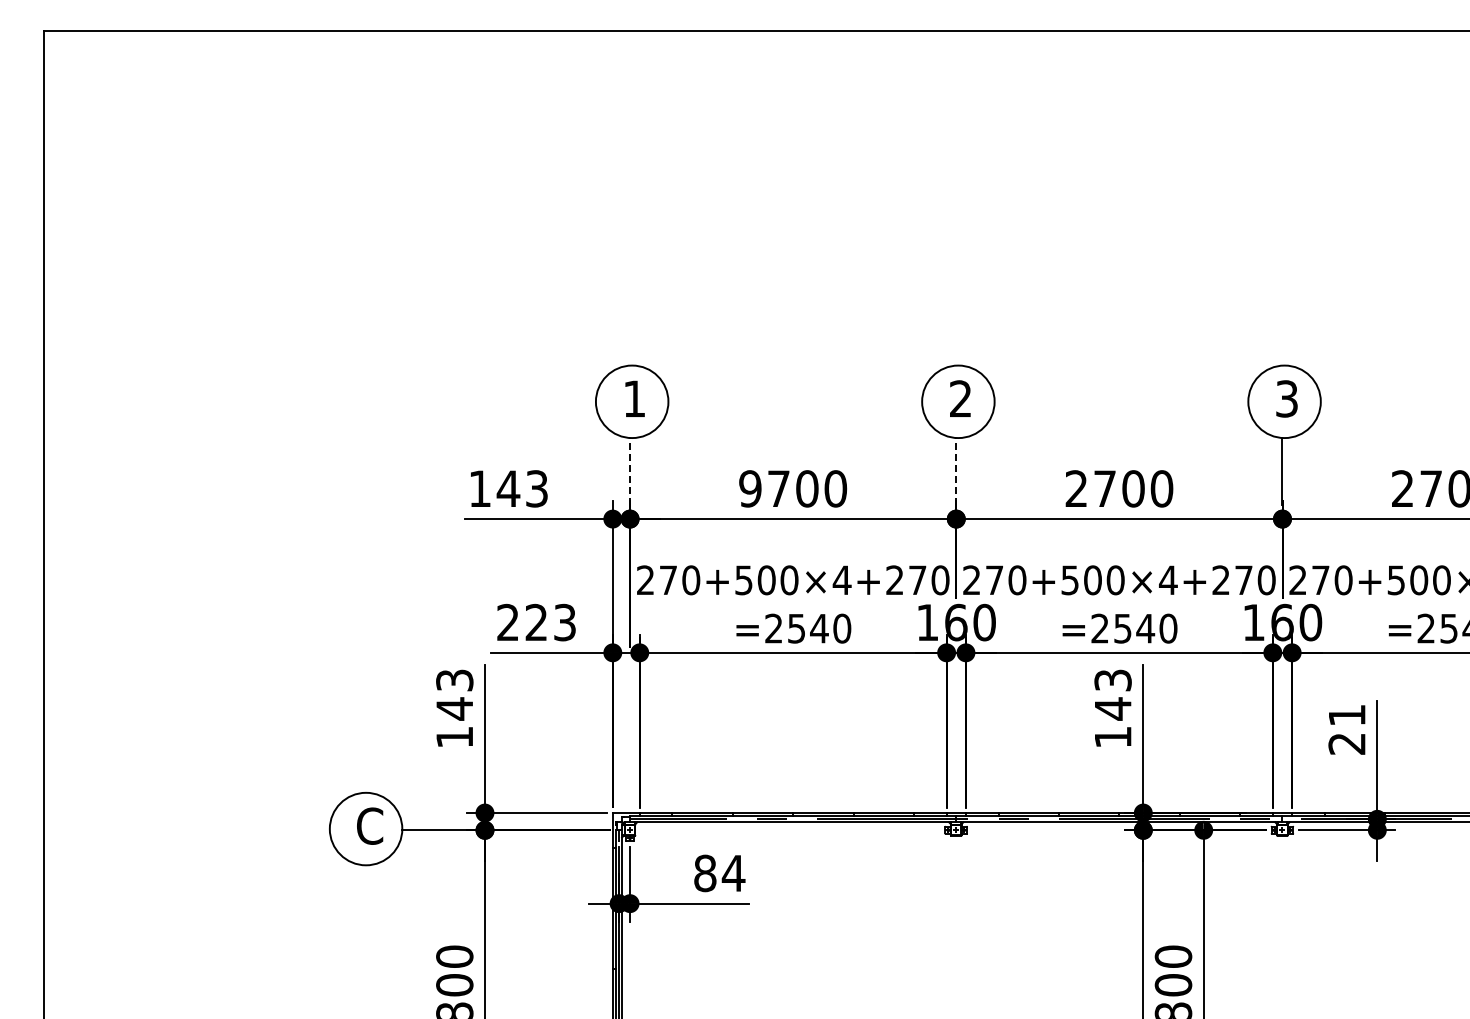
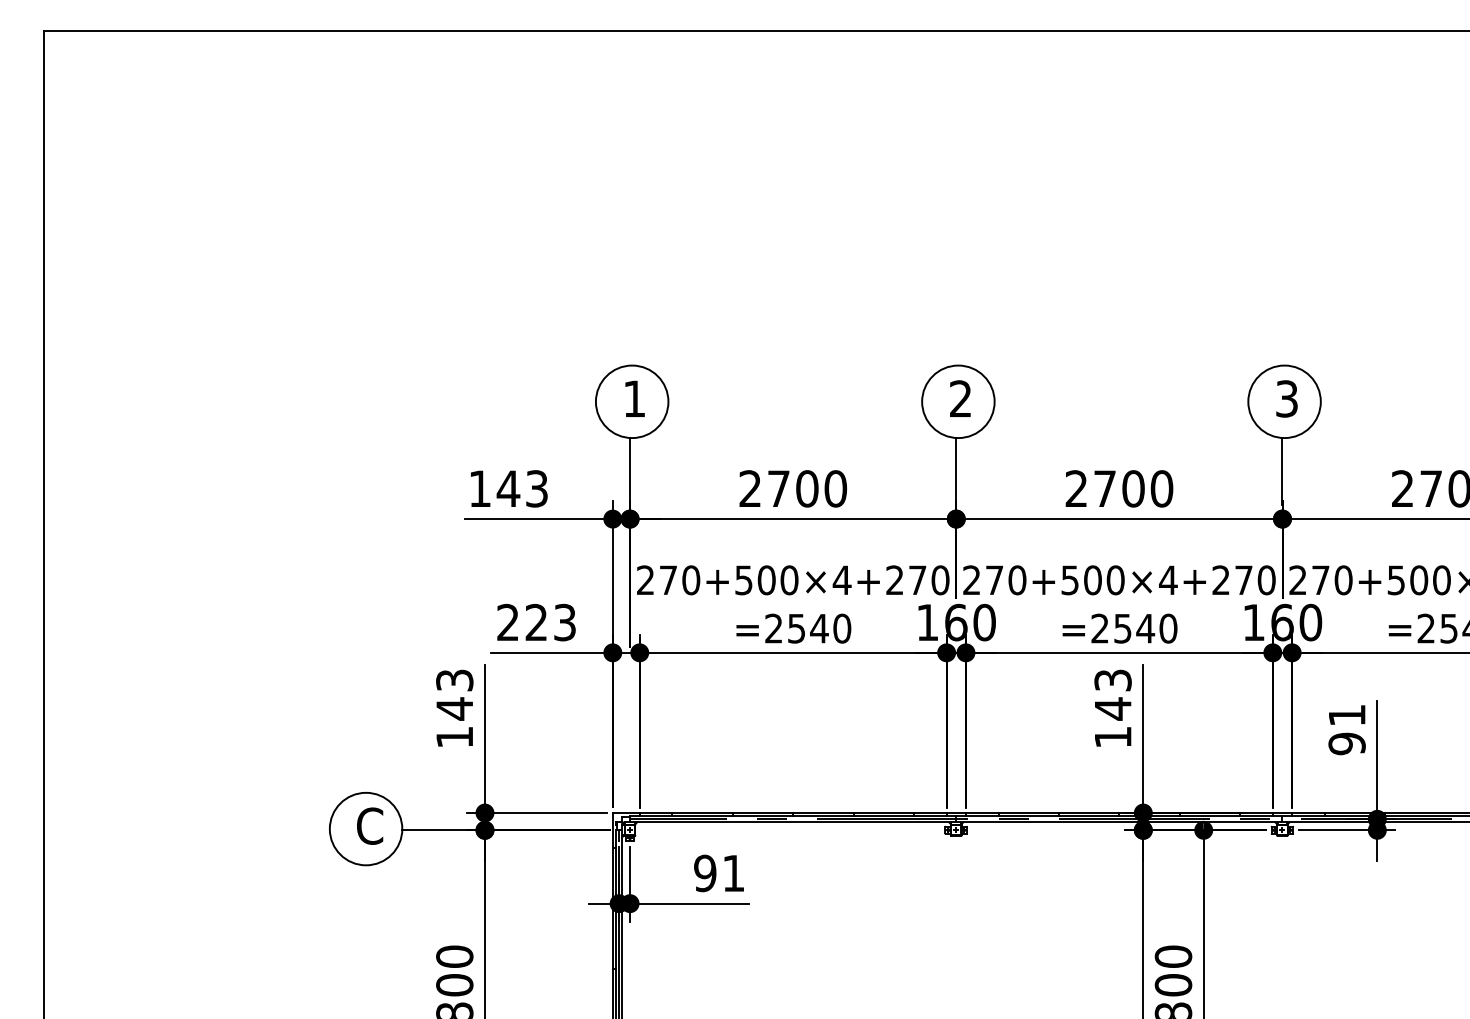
line: dashed -> solid (630, 470)
line: dashed -> solid (956, 470)
text: 9700 -> 2700 (750, 488)
text: 21 -> 91 (1346, 743)
text: 84 -> 91 (719, 873)
